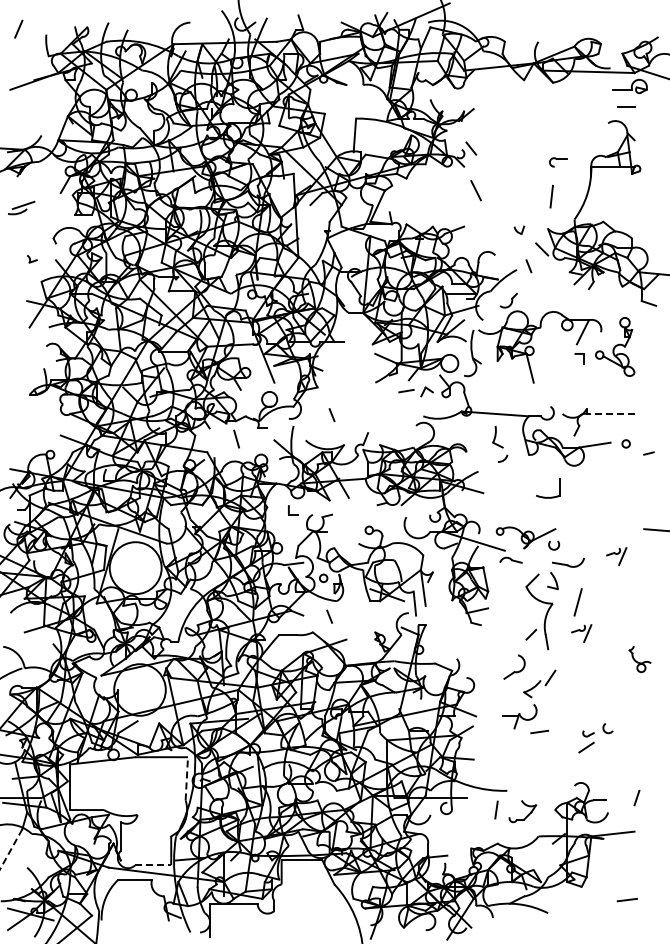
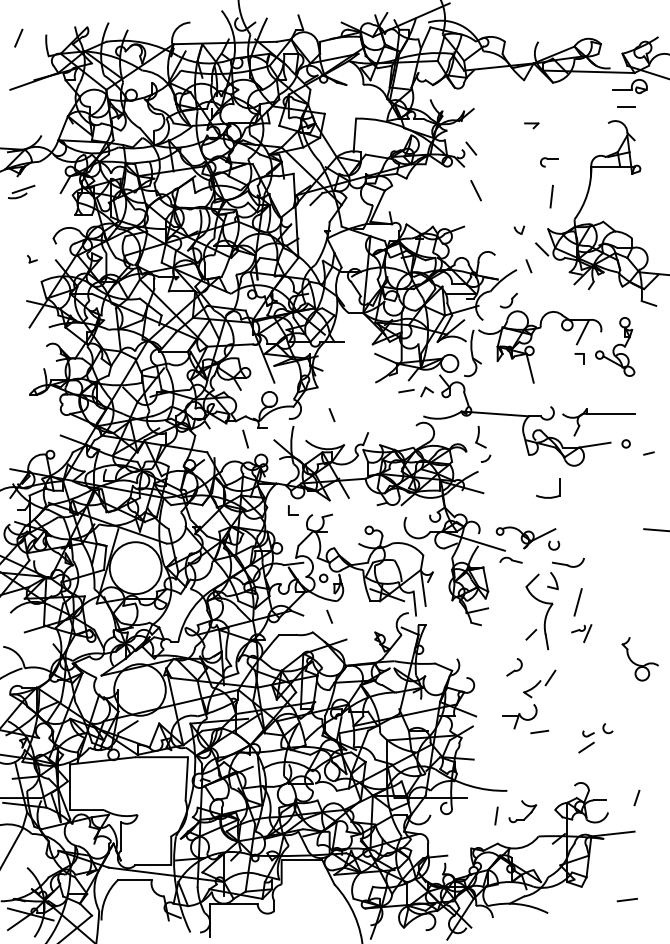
line position: (18, 28) -> (18, 37) (18, 37)
part: none -> present (531, 125)
part position: (558, 162) -> (549, 162) (549, 162)
part position: (21, 207) -> (21, 191) (21, 191)
line: dashed -> solid (610, 413)
line position: (236, 438) -> (245, 438) (245, 438)
part position: (500, 444) -> (483, 444) (483, 444)
part: present -> none (616, 556)
part size: 24x28 px -> 38x45 px (639, 659)
part size: 23x26 px -> 17x19 px (514, 667)
line: dashed -> solid (186, 778)
line position: (496, 809) -> (496, 815) (496, 815)
line: dashed -> solid (11, 849)
line: dashed -> solid (153, 865)
